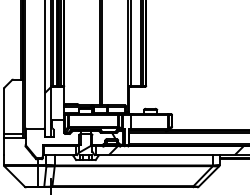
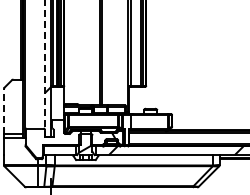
line: solid -> dashed (44, 69)
line: solid -> dashed (3, 110)
